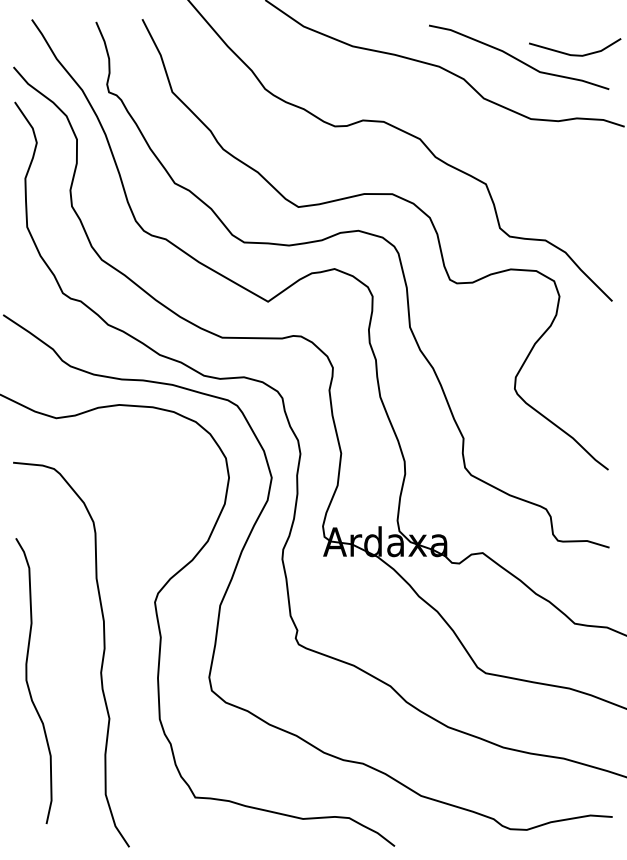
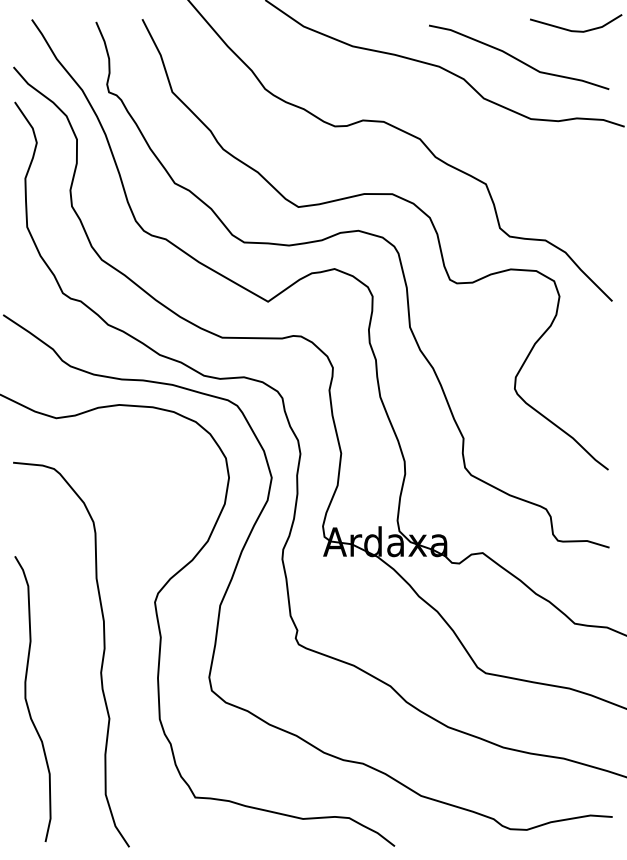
line position: (575, 54) -> (576, 30) (576, 30)
curve position: (28, 683) -> (27, 701) (27, 701)
